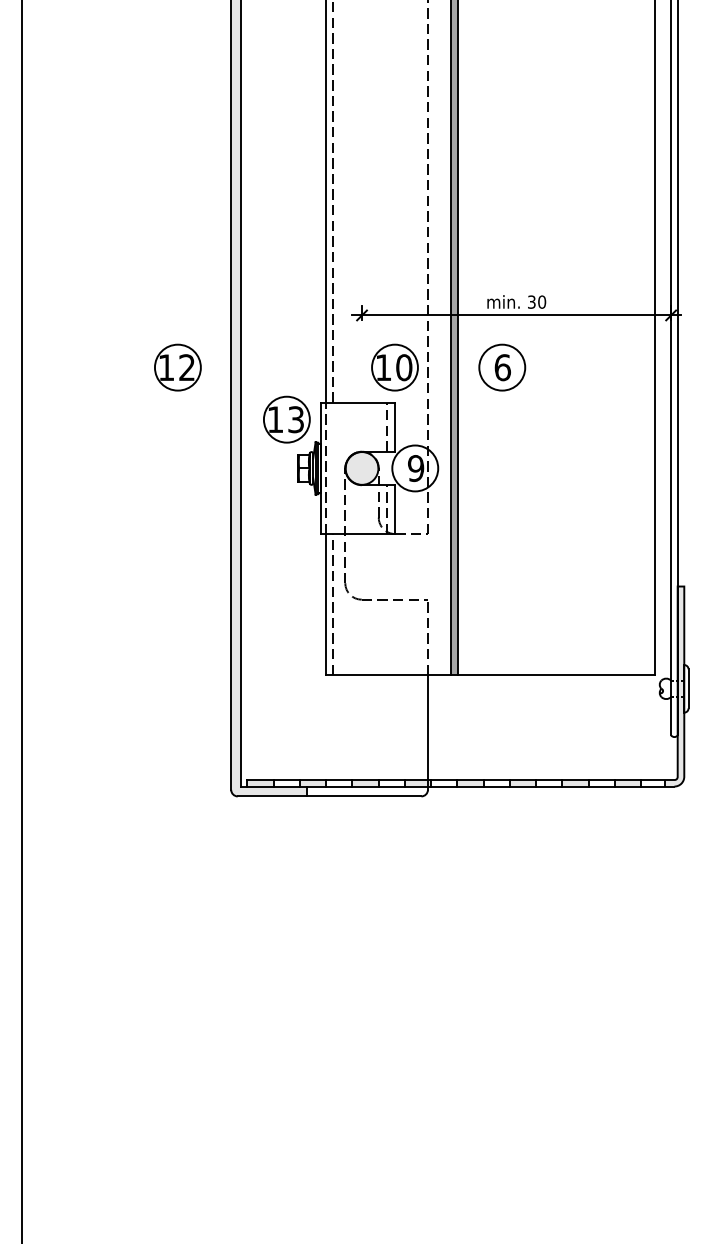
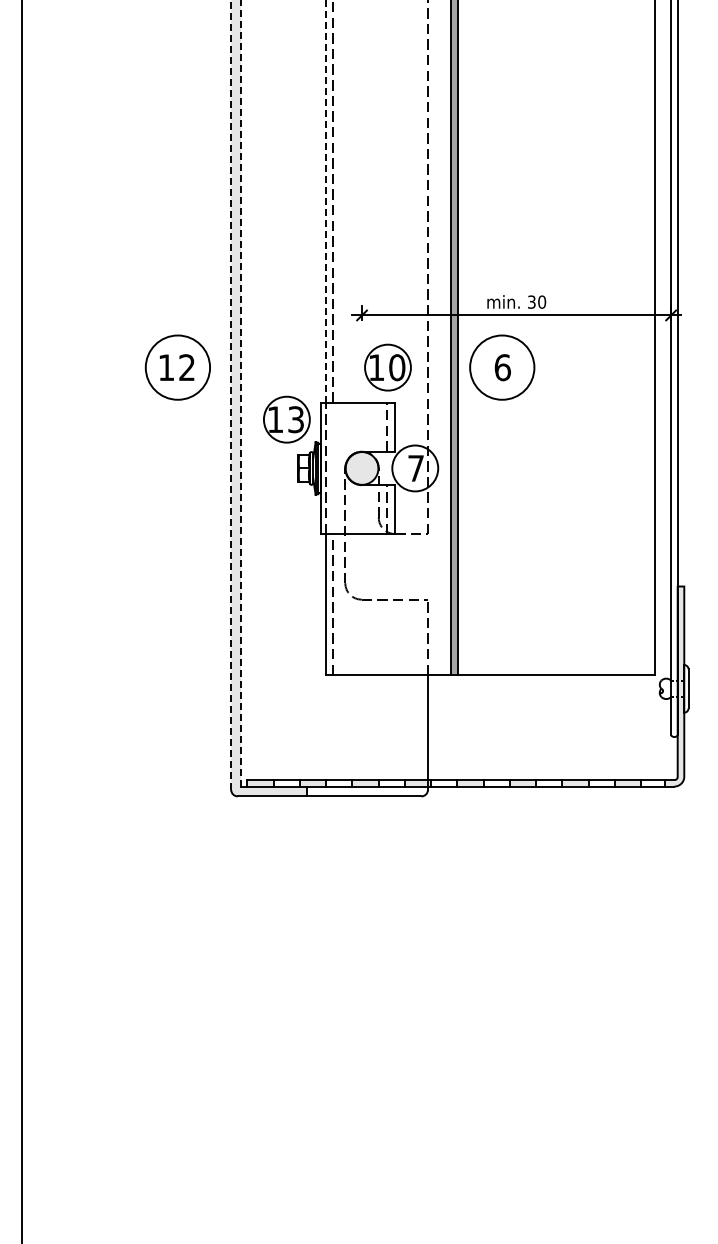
line: solid -> dashed (326, 201)
circle diameter: 46 px -> 64 px (177, 367)
part position: (394, 367) -> (387, 367) (387, 367)
circle diameter: 46 px -> 64 px (502, 367)
line: solid -> dashed (241, 393)
line: solid -> dashed (231, 394)
text: 9 -> 7 (416, 468)
